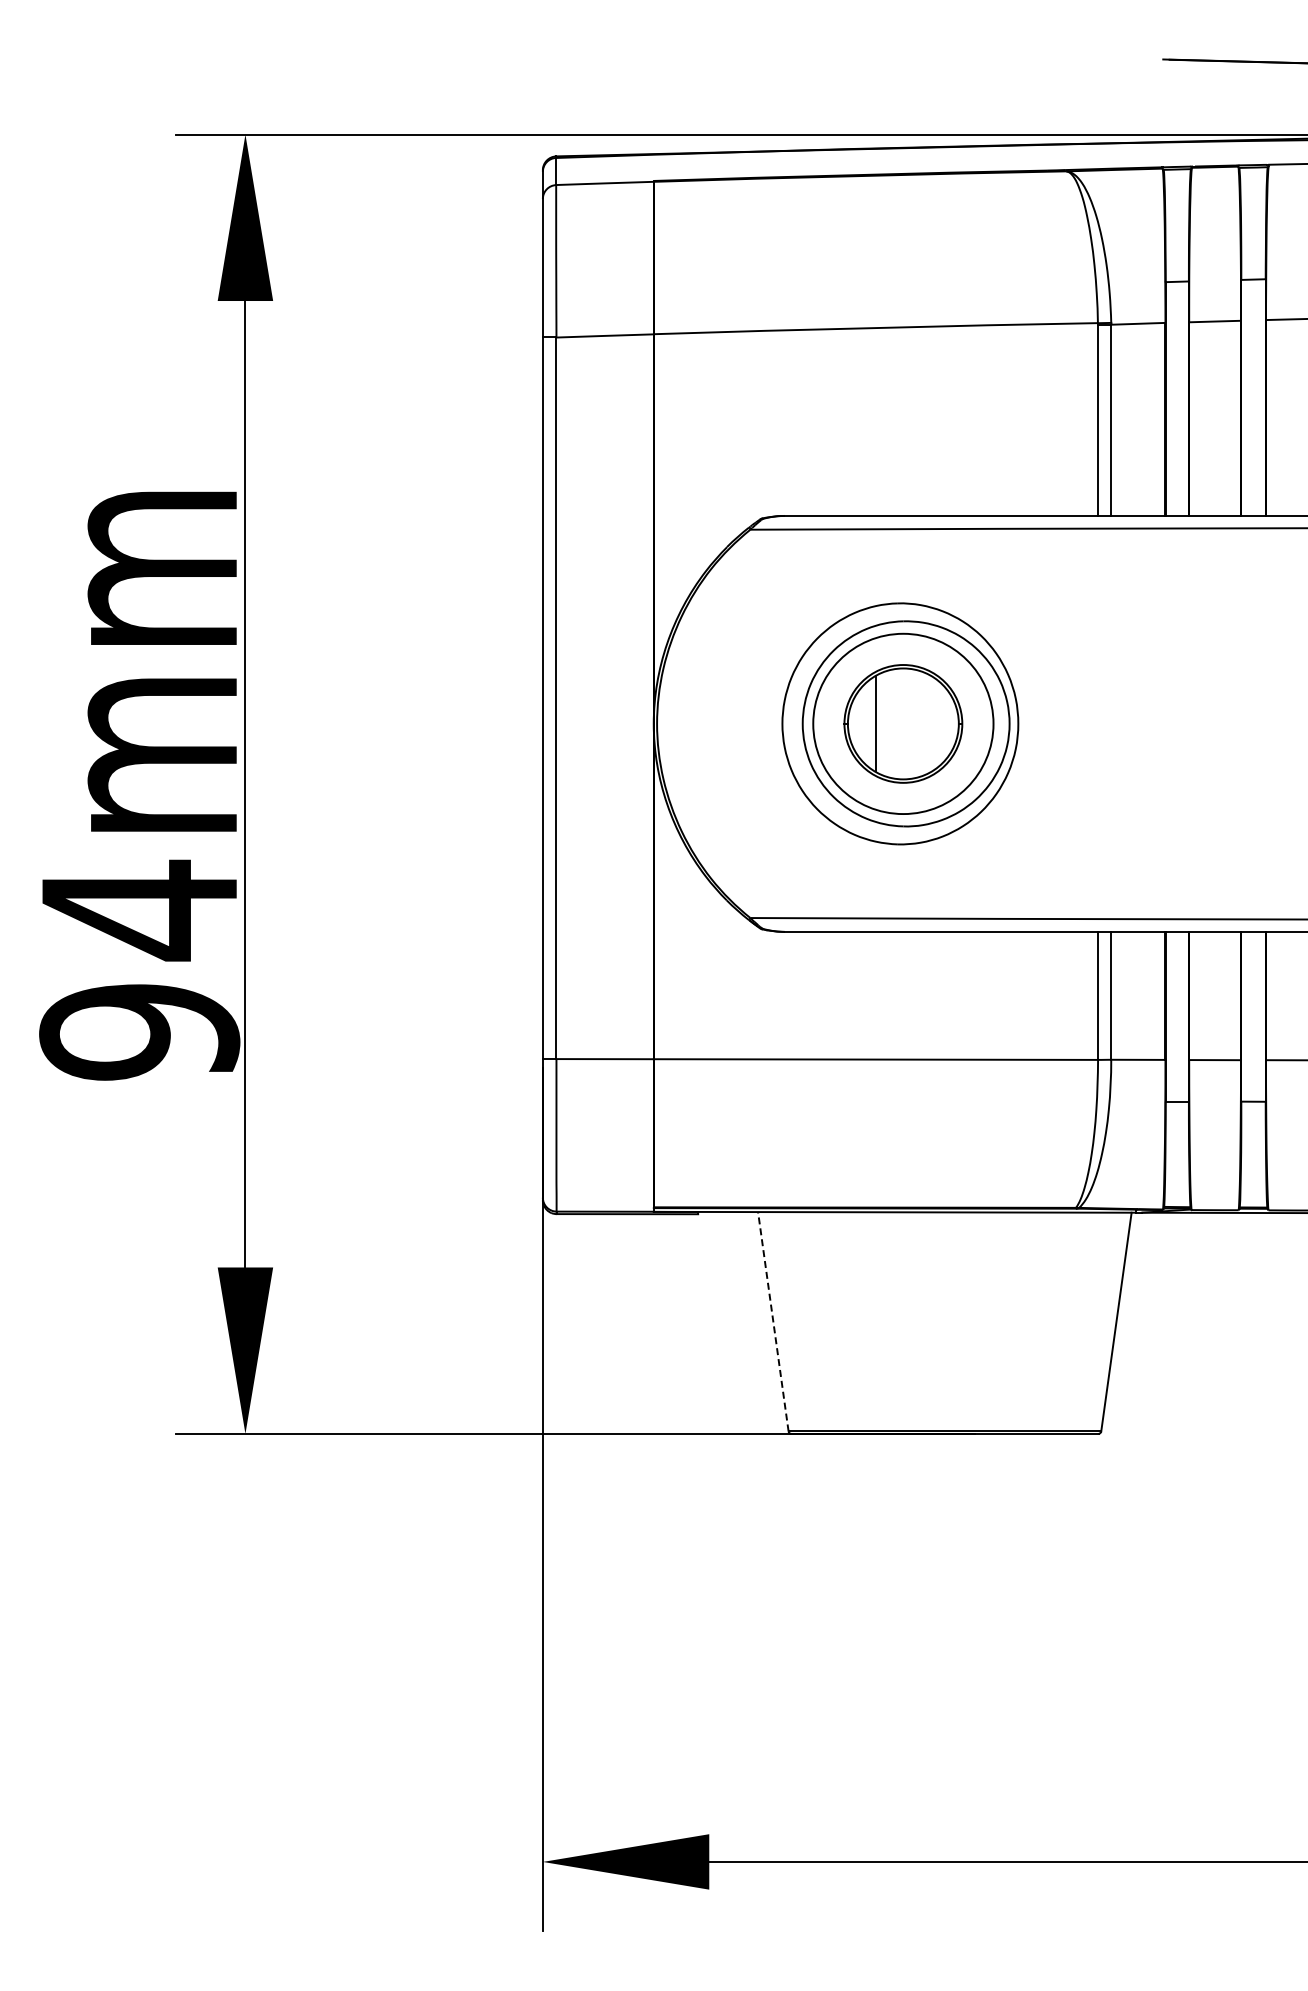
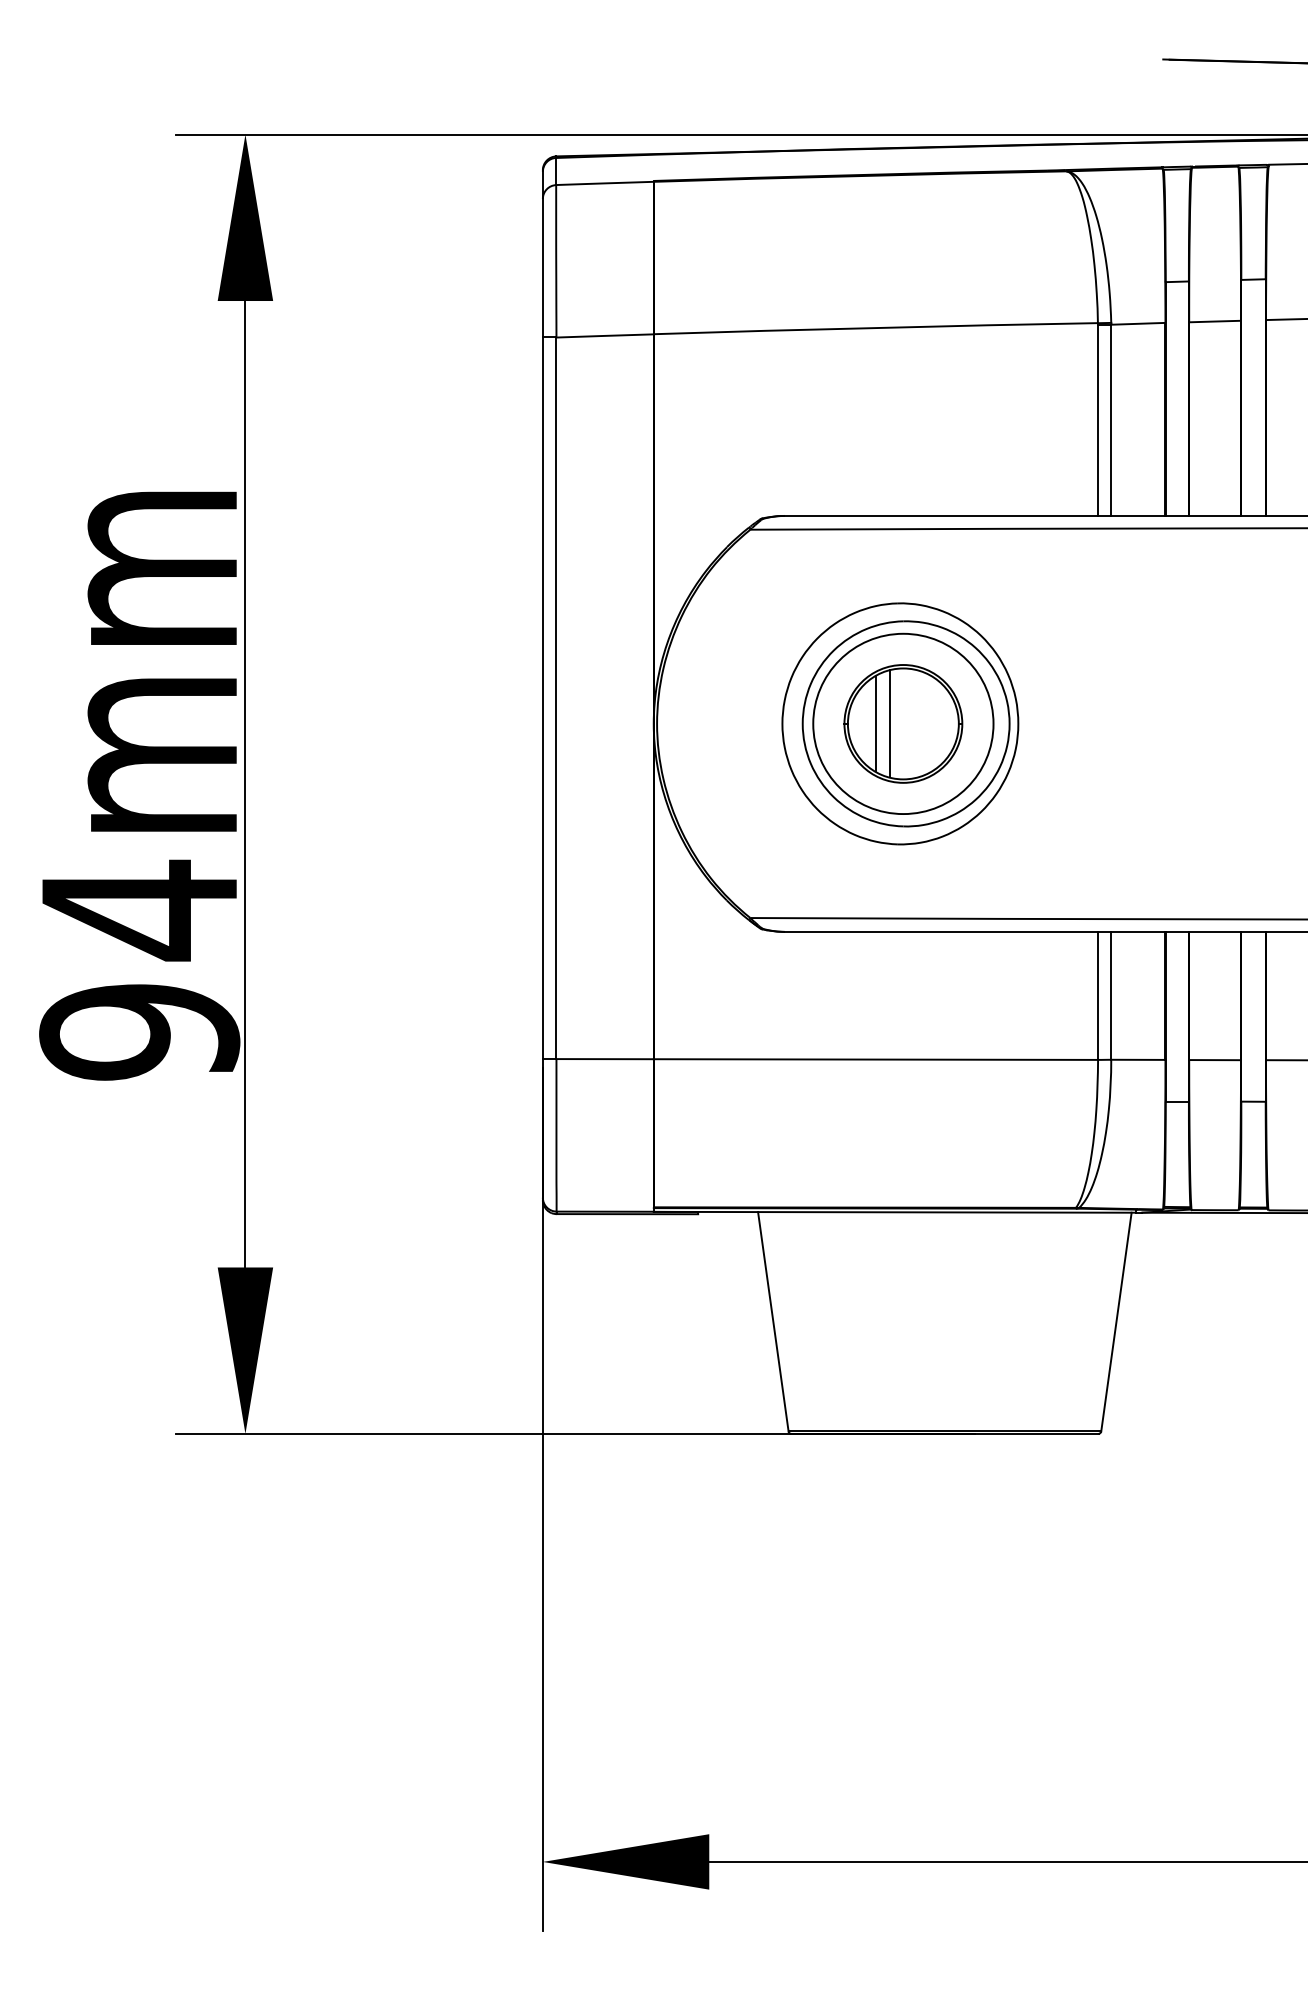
line: none -> present (889, 723)
line: dashed -> solid (773, 1321)
